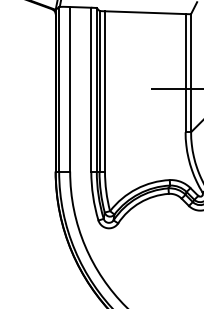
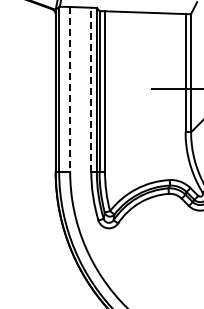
line: solid -> dashed (70, 89)
line: solid -> dashed (91, 89)
